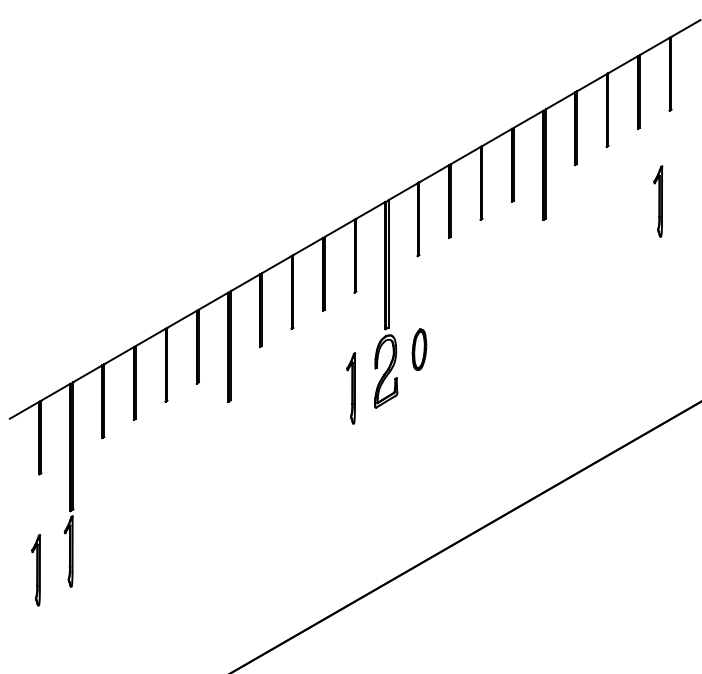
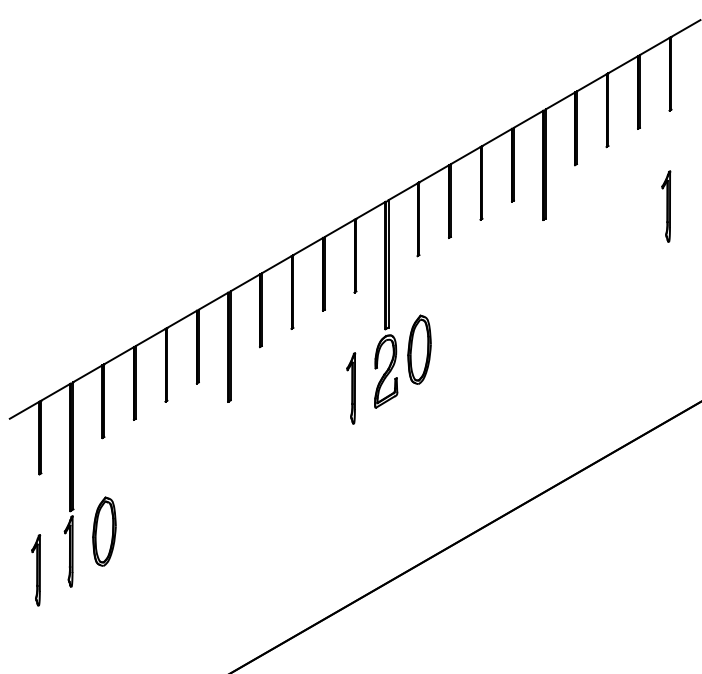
part position: (658, 201) -> (666, 206) (666, 206)
part size: 17x44 px -> 25x71 px (419, 349)
part: none -> present (104, 531)
